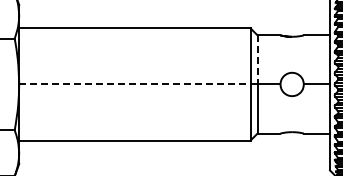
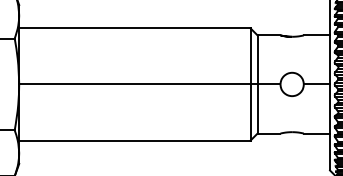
line: dashed -> solid (257, 59)
line: dashed -> solid (134, 84)
